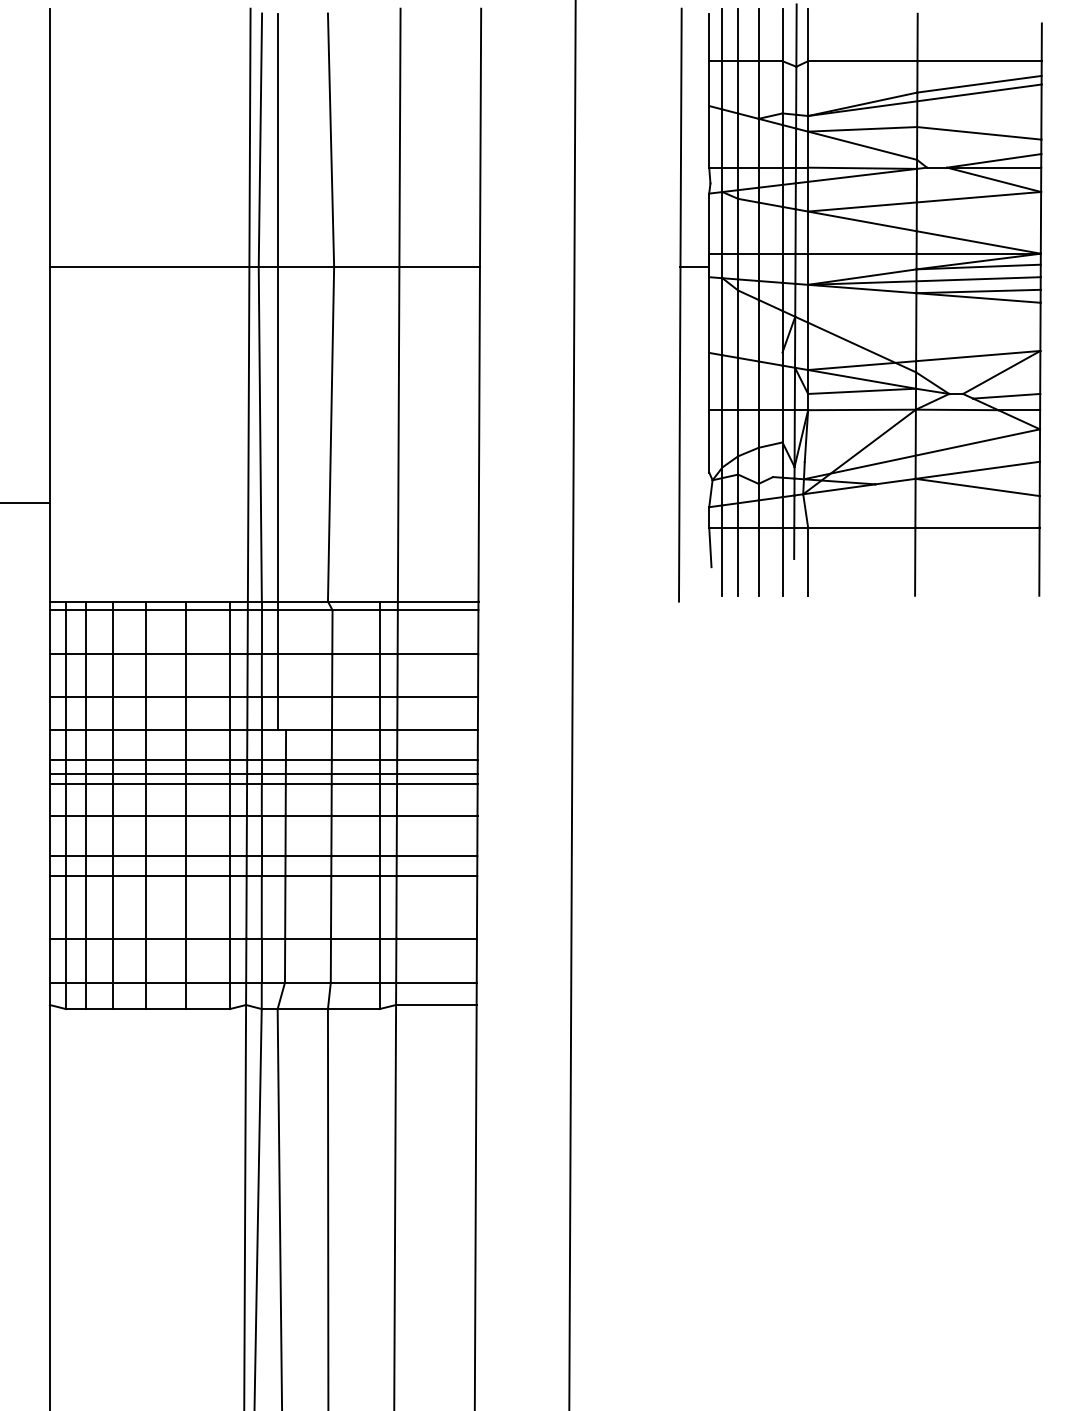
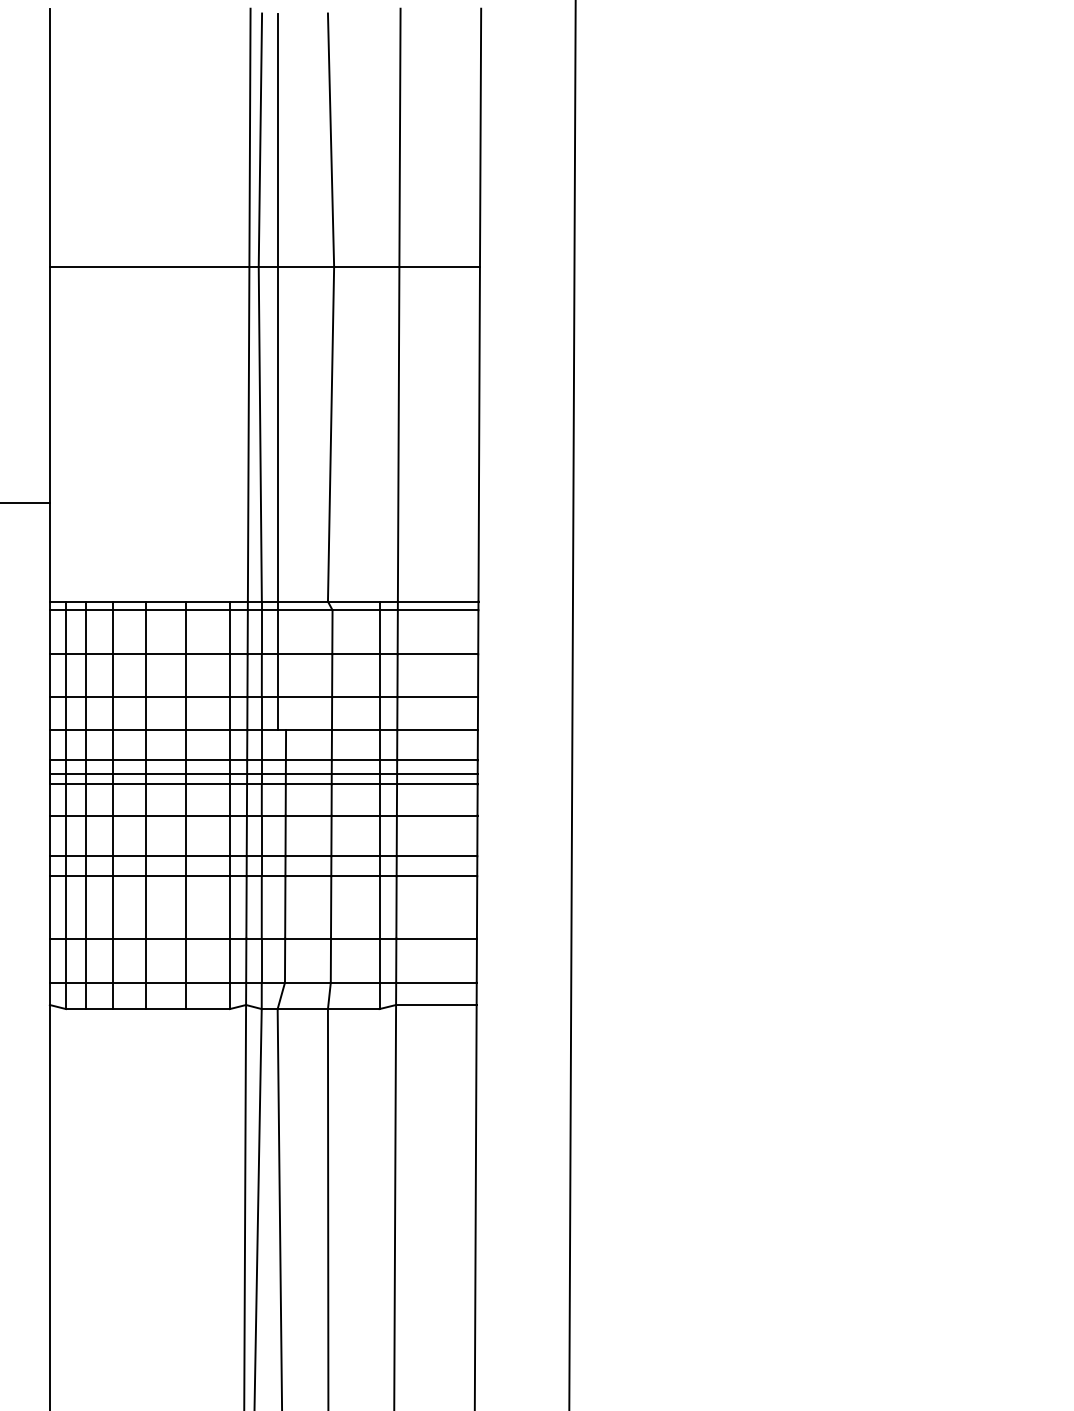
part: present -> none (860, 302)
